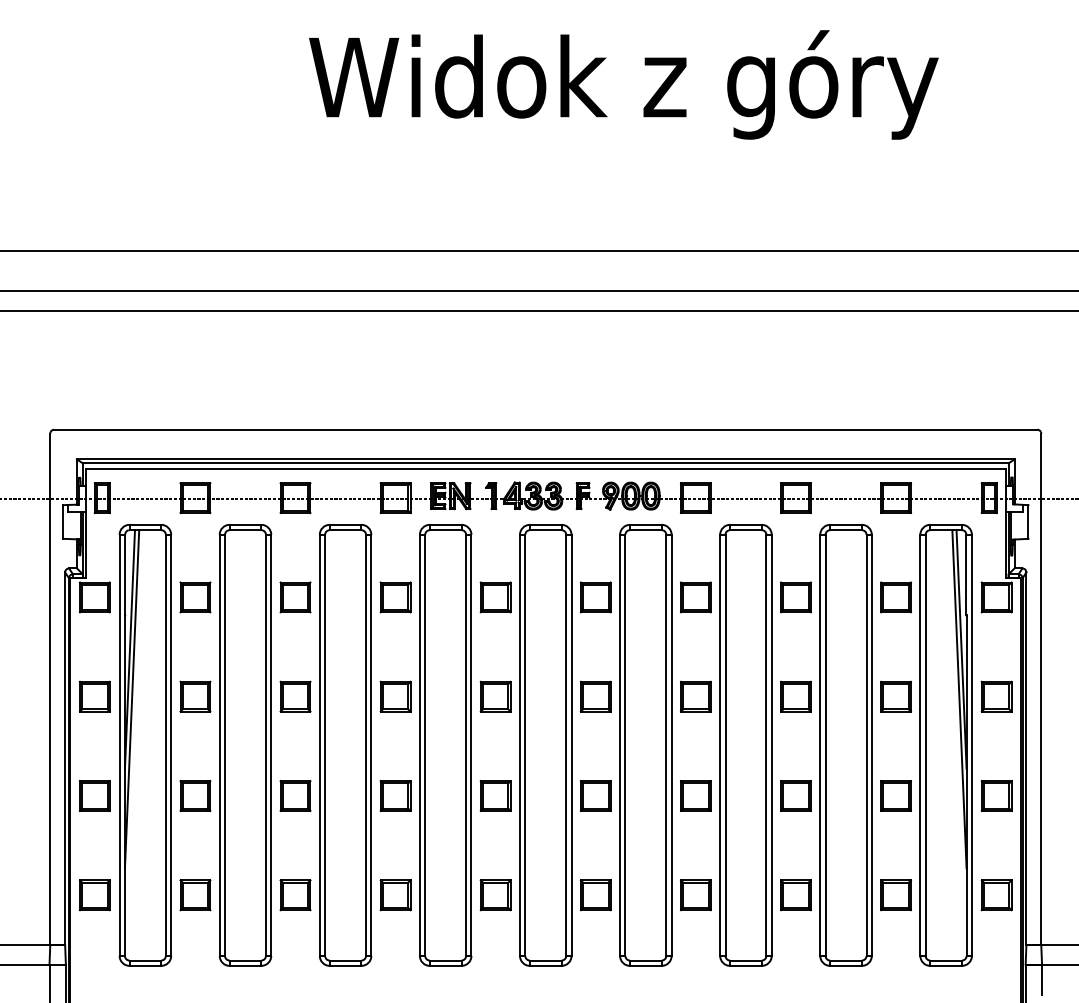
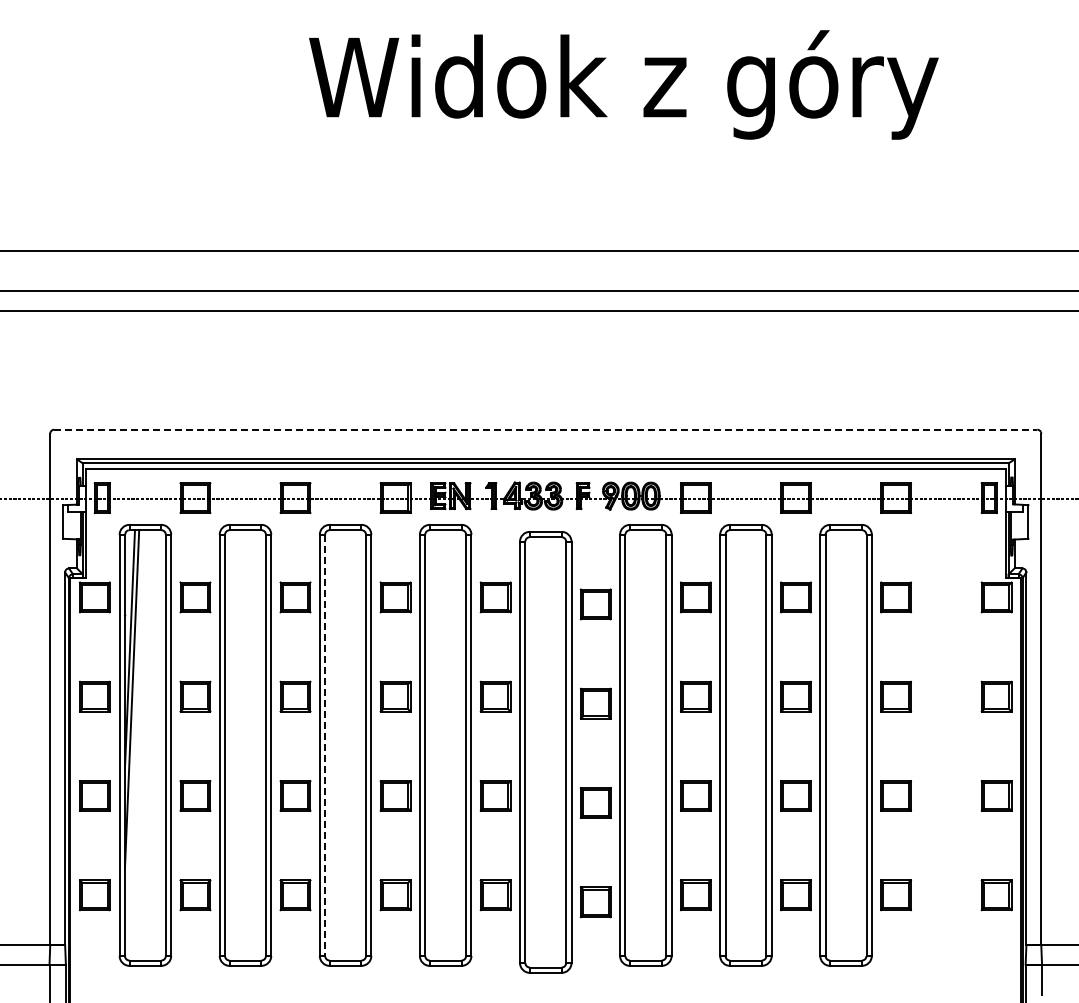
line: solid -> dashed (545, 429)
line: solid -> dashed (325, 745)
part position: (565, 745) -> (565, 752) (565, 752)
part: present -> none (945, 745)
